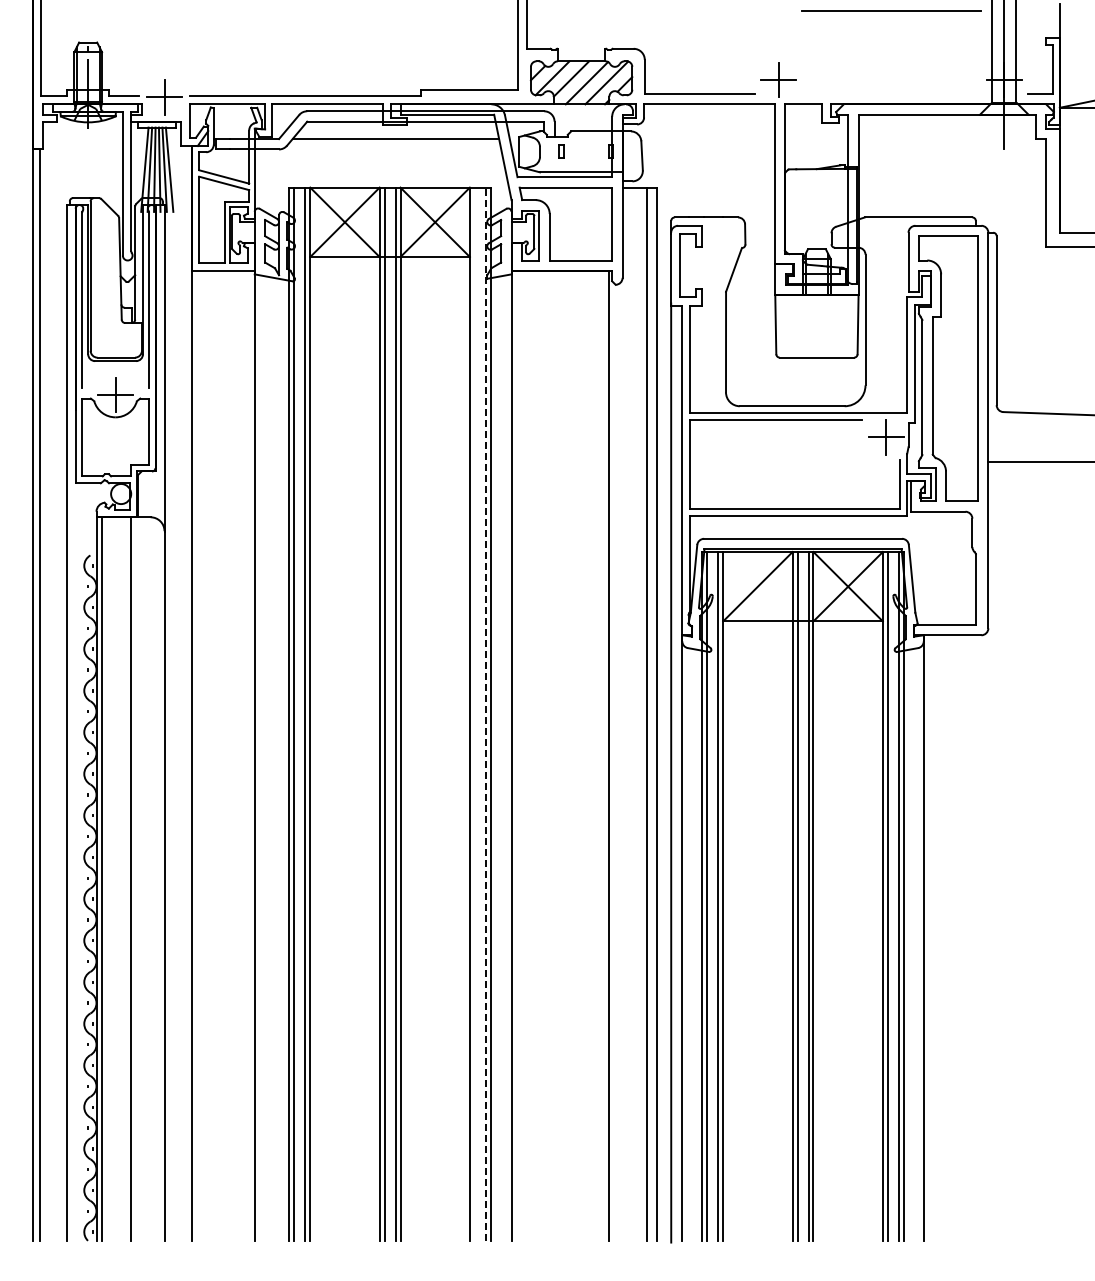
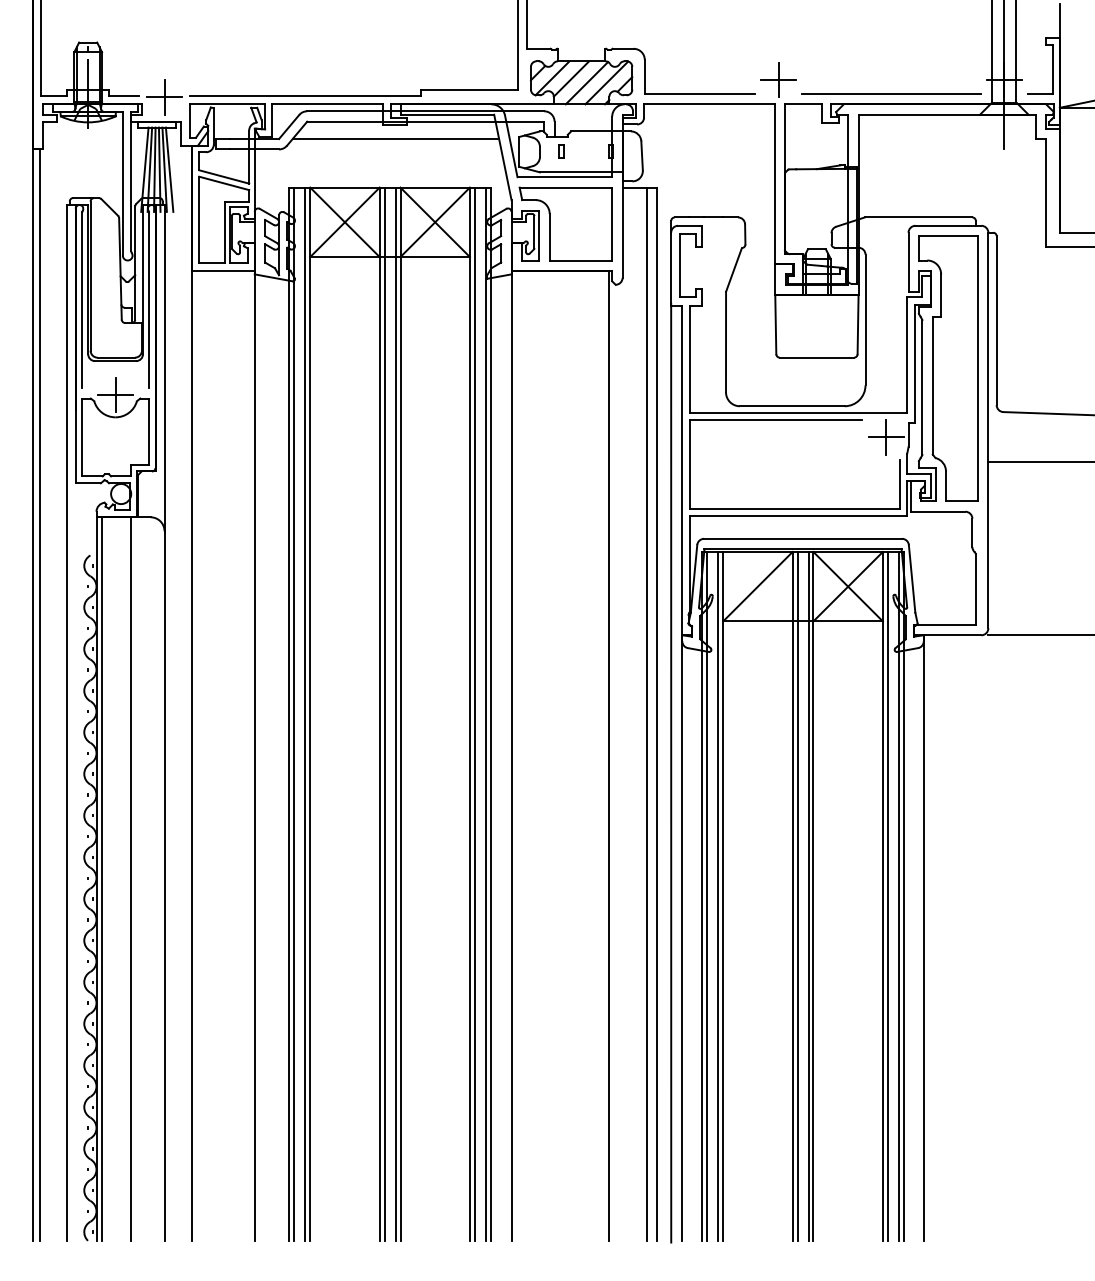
line position: (891, 10) -> (891, 93) (891, 93)
line: none -> present (1039, 635)
line: none -> present (474, 713)
line: dashed -> solid (485, 714)
